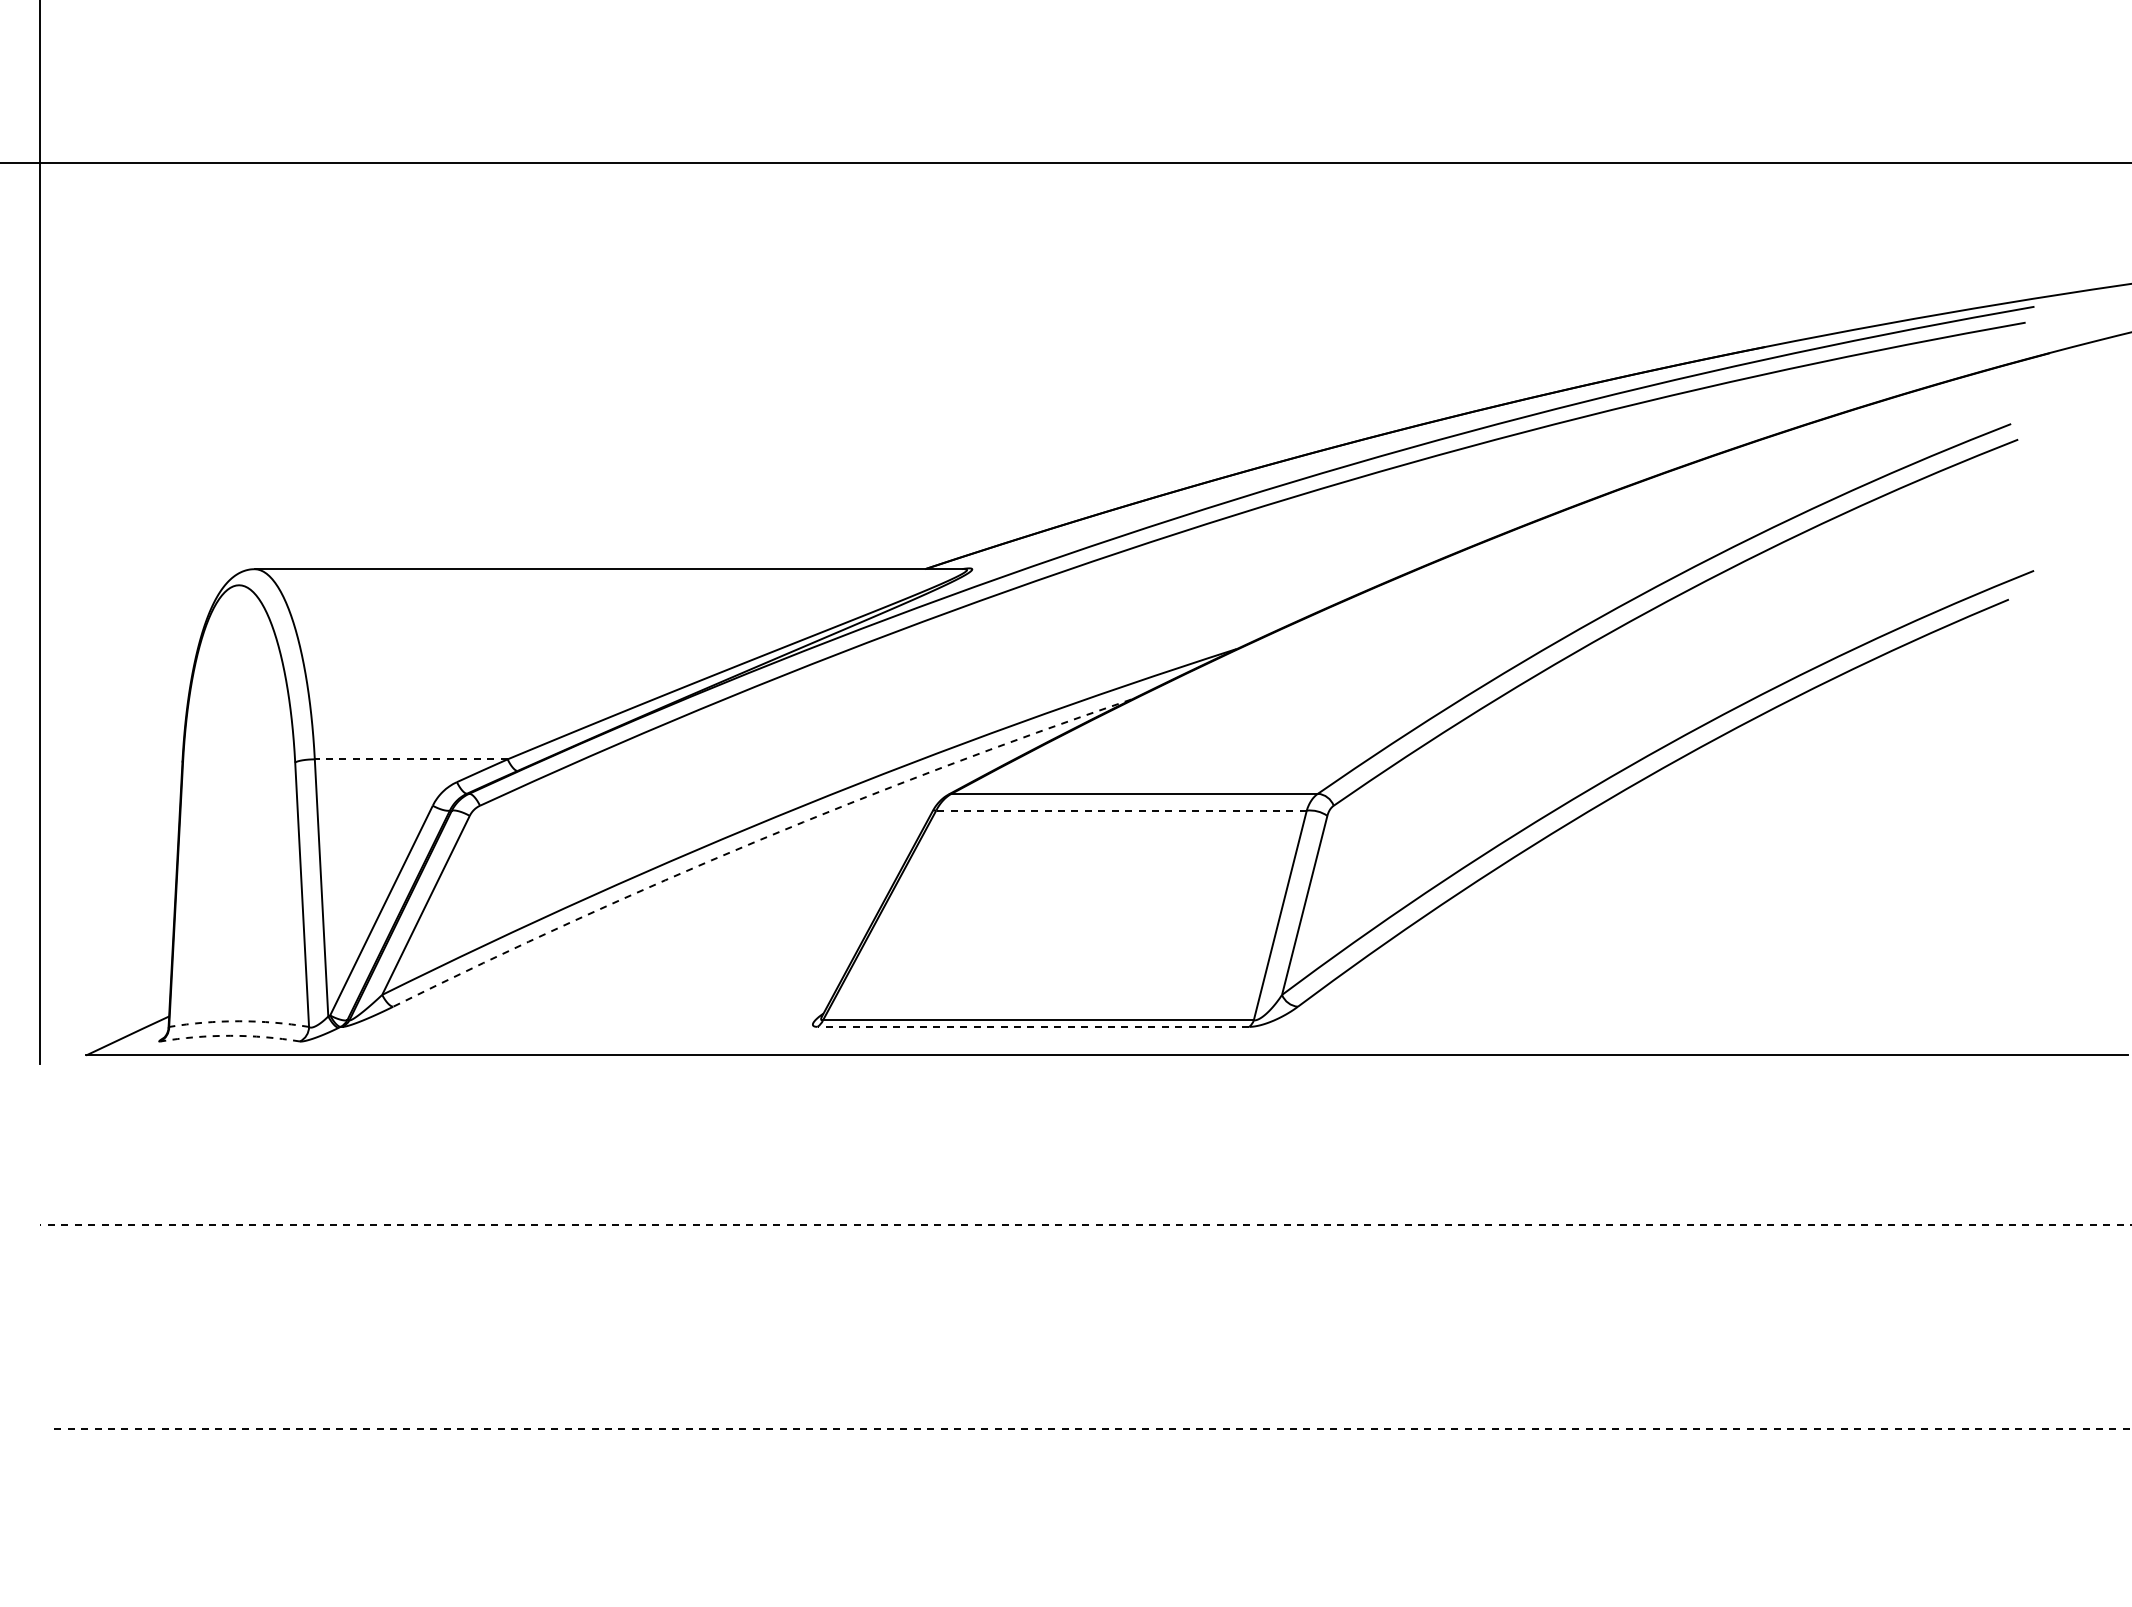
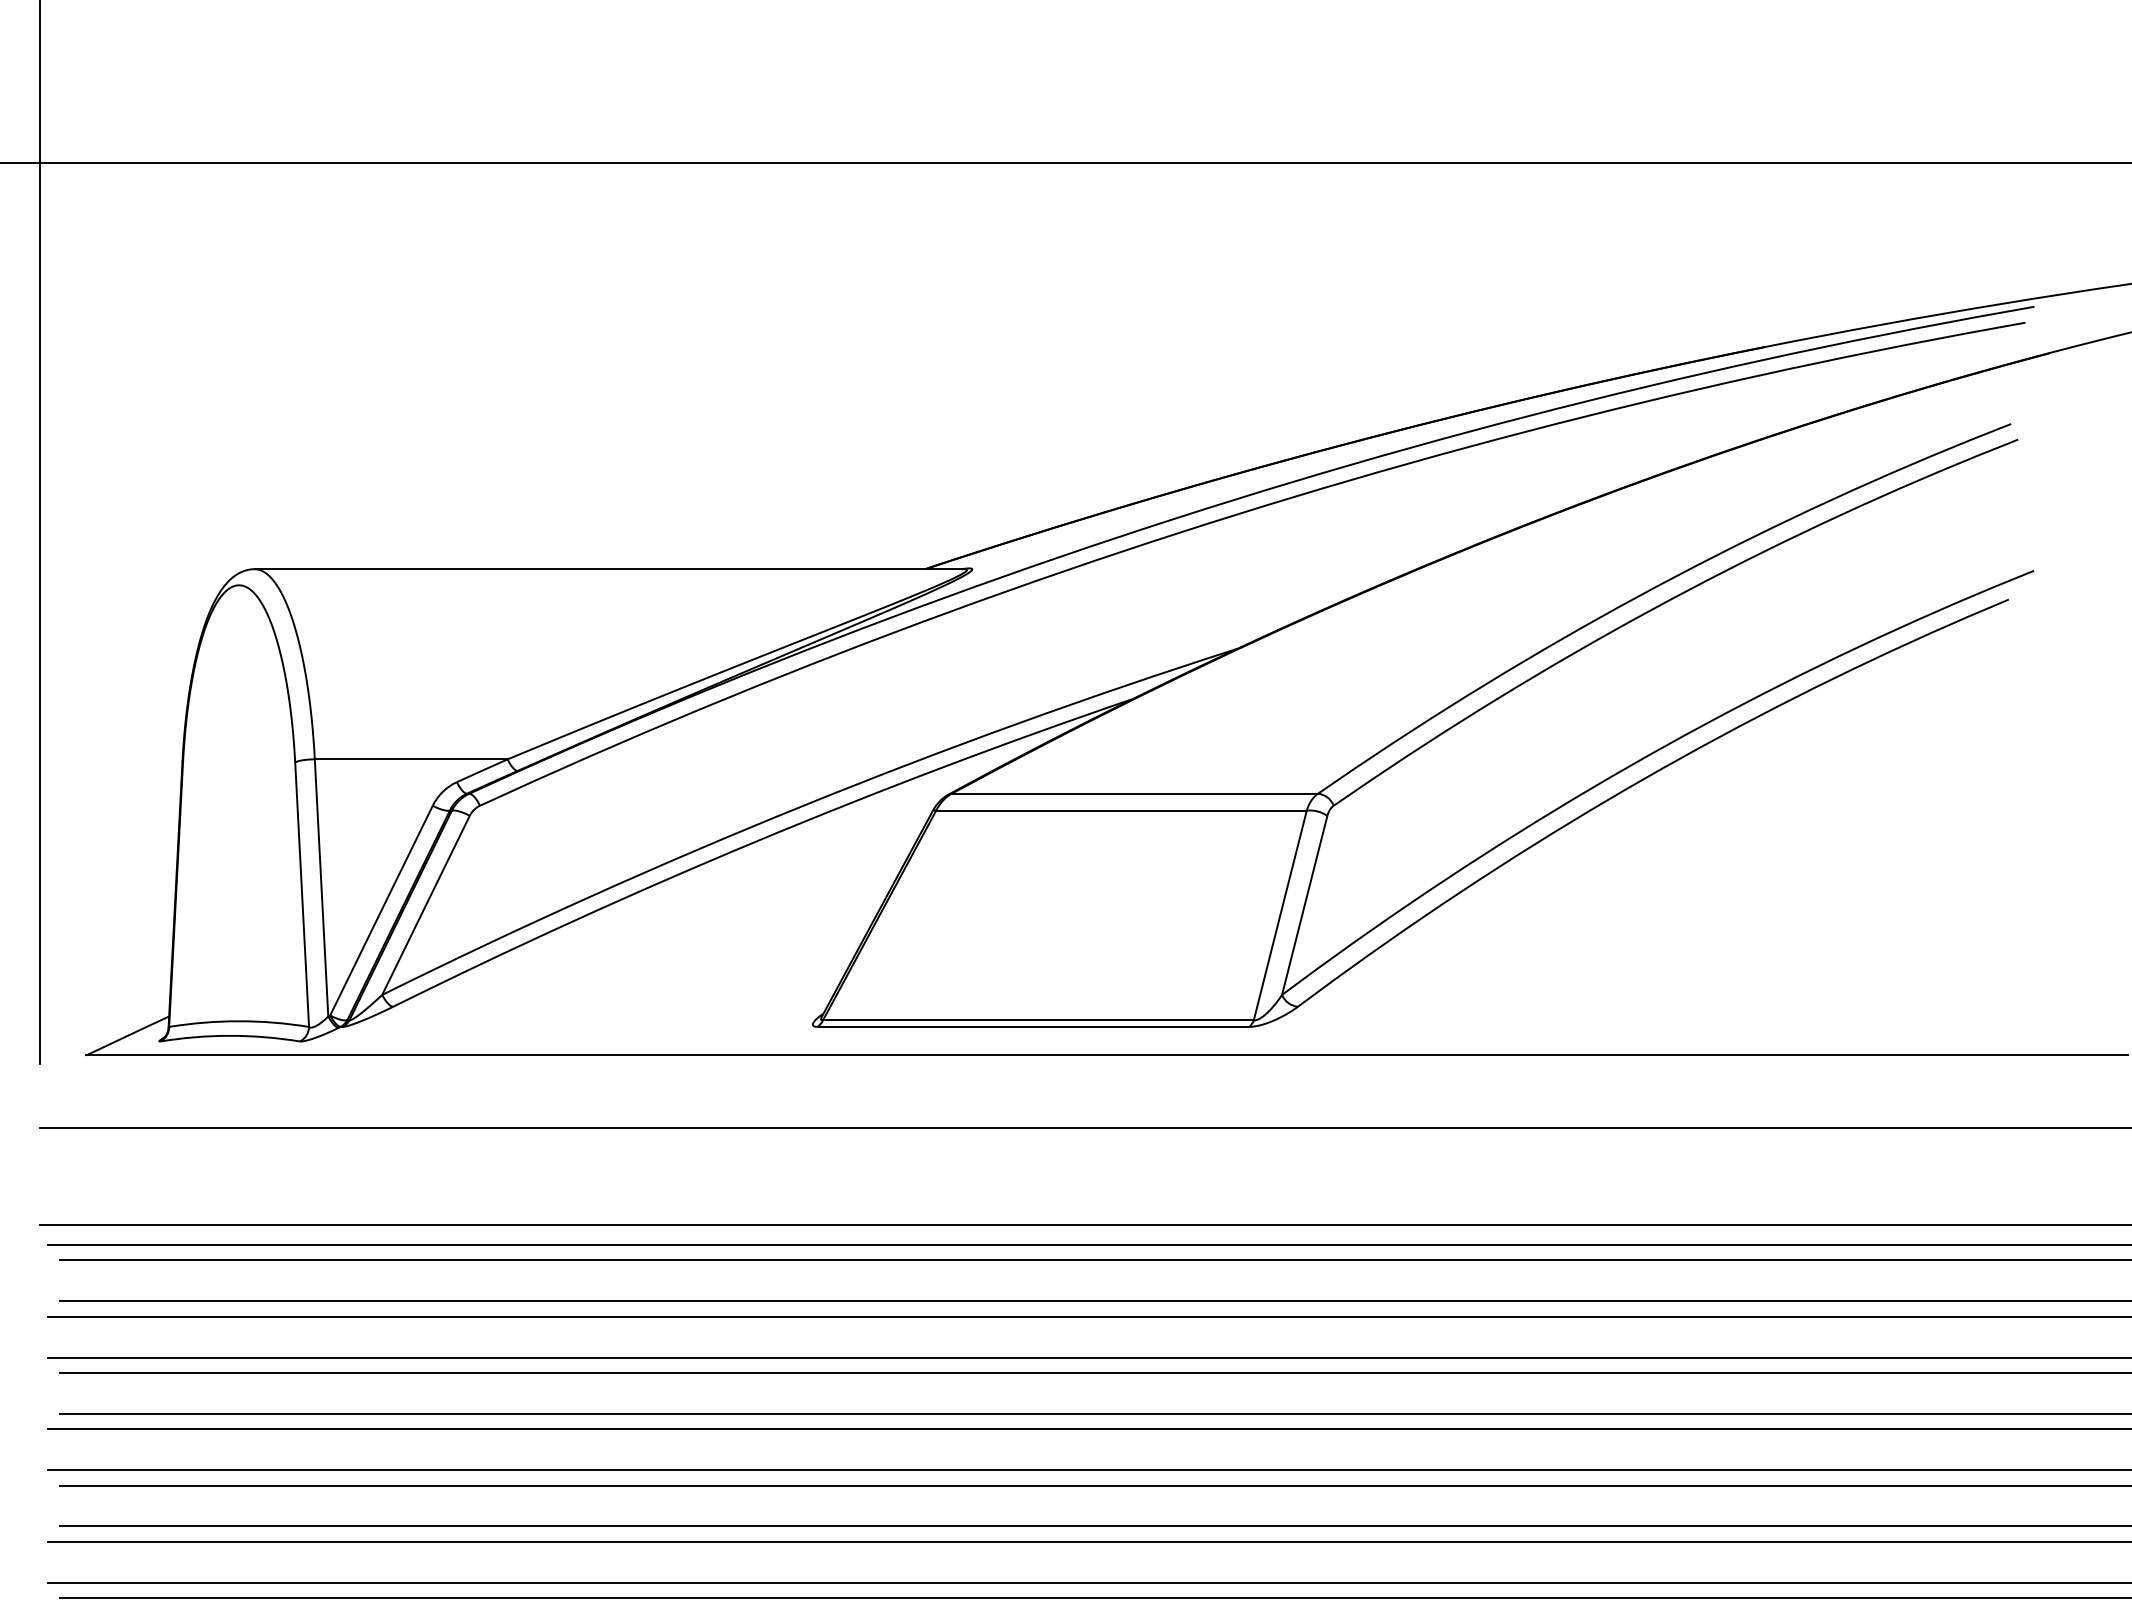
line: dashed -> solid (410, 759)
line: dashed -> solid (1121, 810)
arc: dashed -> solid (757, 841)
arc: dashed -> solid (239, 1021)
line: dashed -> solid (1033, 1026)
arc: dashed -> solid (230, 1035)
line: none -> present (1084, 1128)
line: dashed -> solid (1085, 1224)
line: none -> present (1087, 1244)
line: none -> present (1094, 1260)
line: none -> present (1094, 1301)
line: none -> present (1087, 1316)
line: none -> present (1087, 1357)
line: none -> present (1094, 1372)
line: none -> present (1094, 1413)
line: dashed -> solid (1089, 1429)
line: none -> present (1087, 1470)
line: none -> present (1094, 1485)
line: none -> present (1094, 1526)
line: none -> present (1087, 1541)
line: none -> present (1087, 1582)
line: none -> present (1094, 1598)
